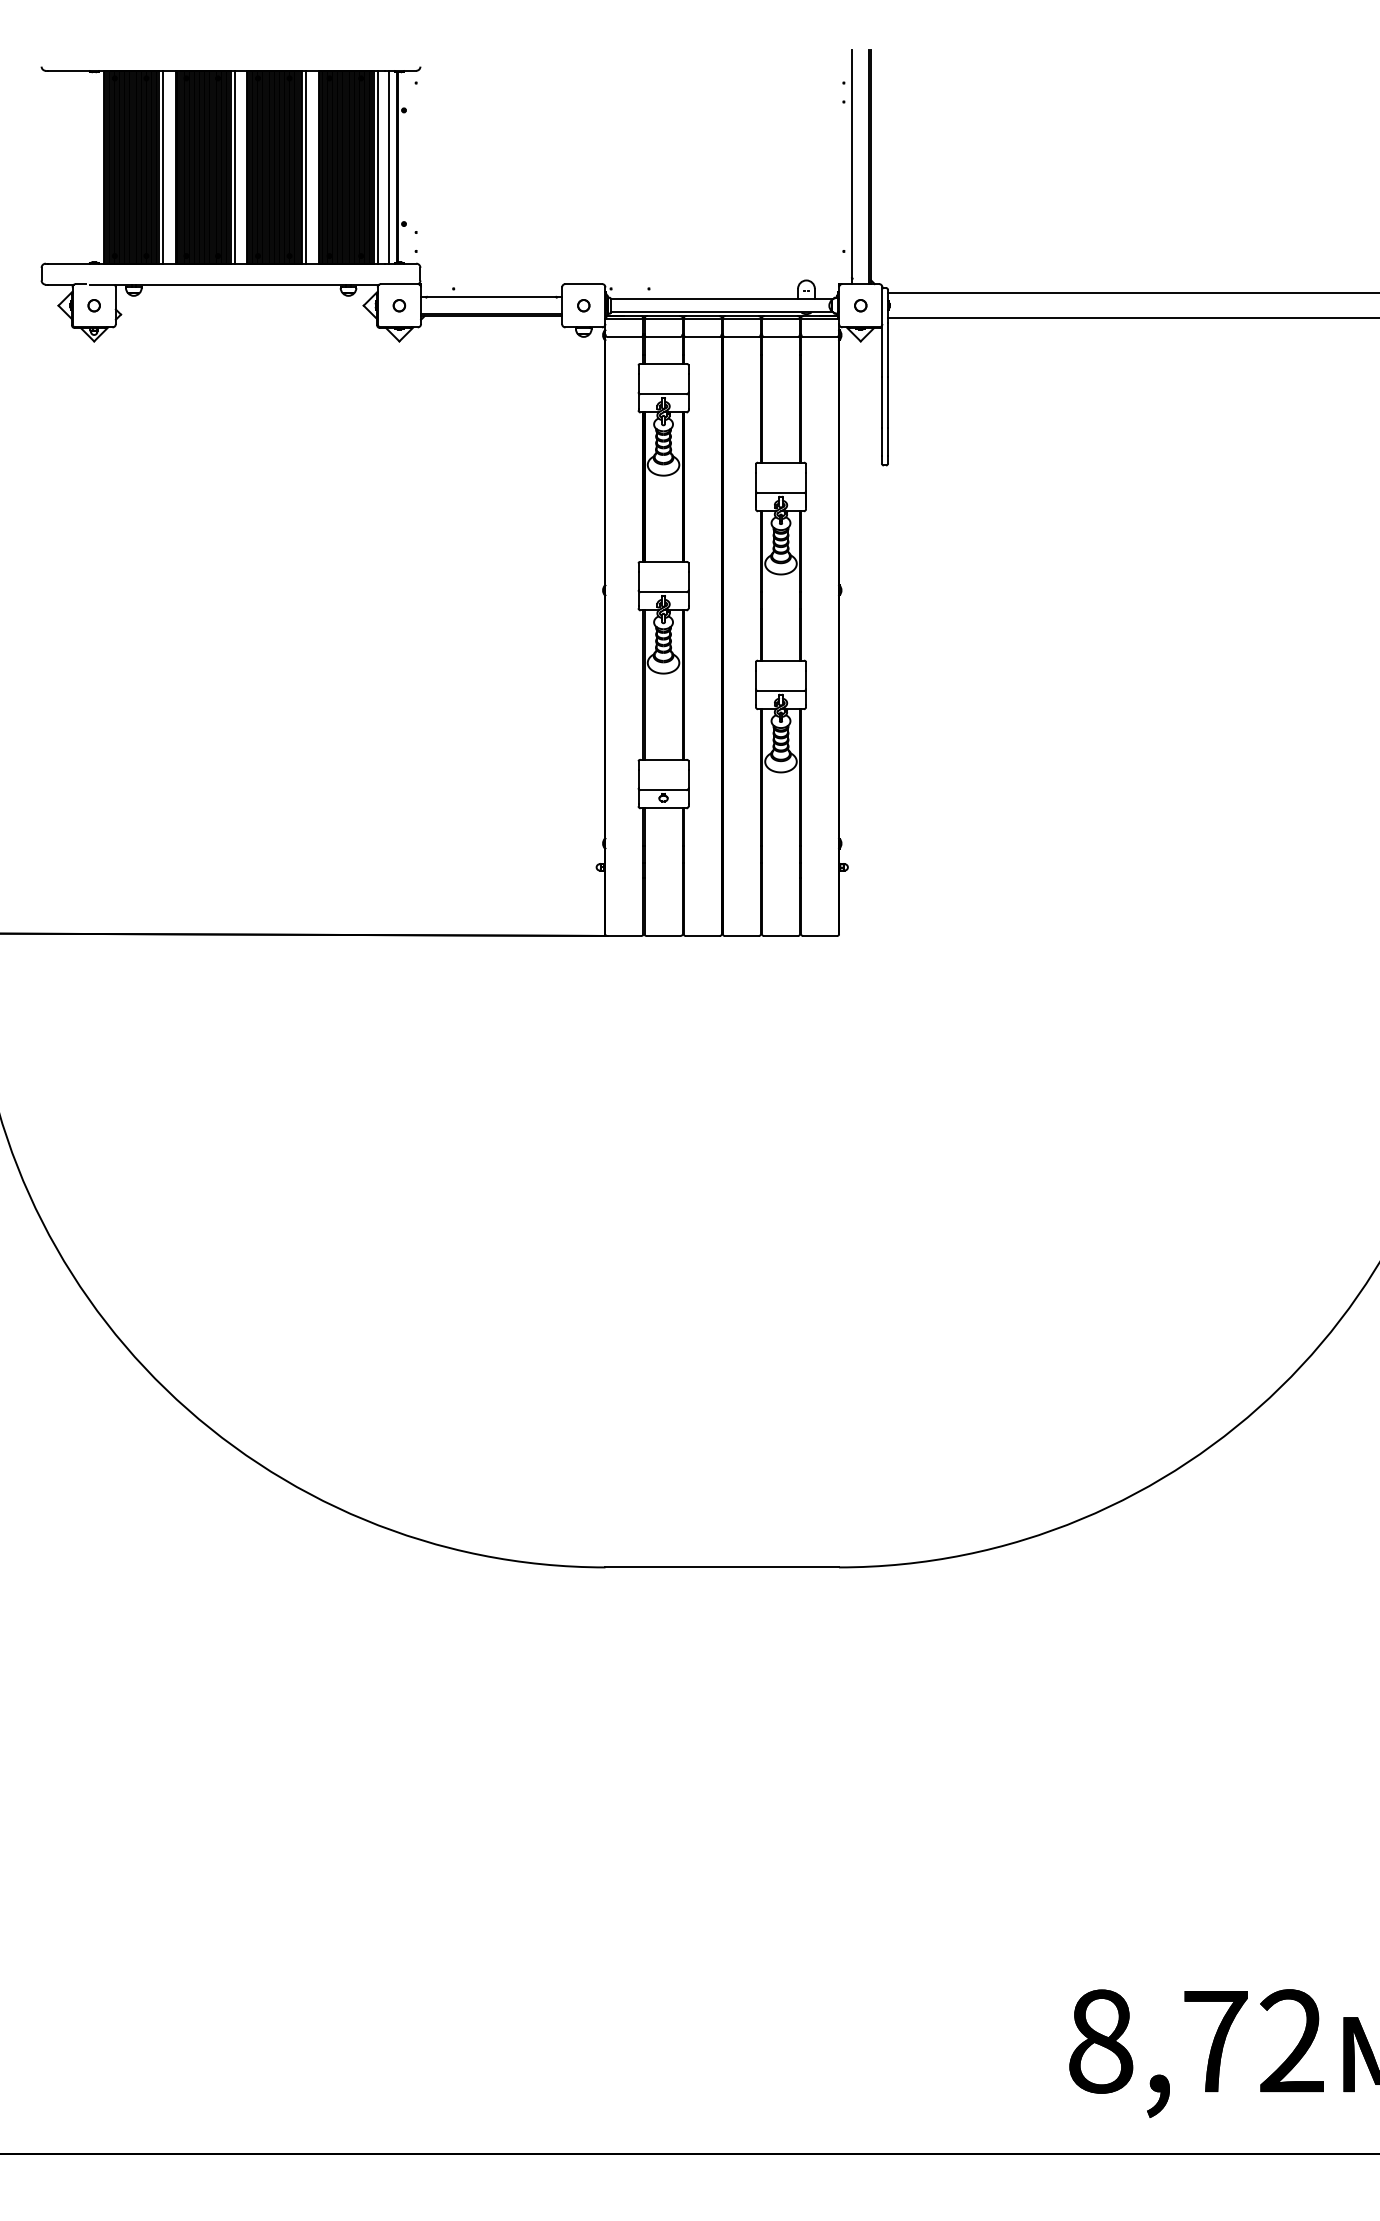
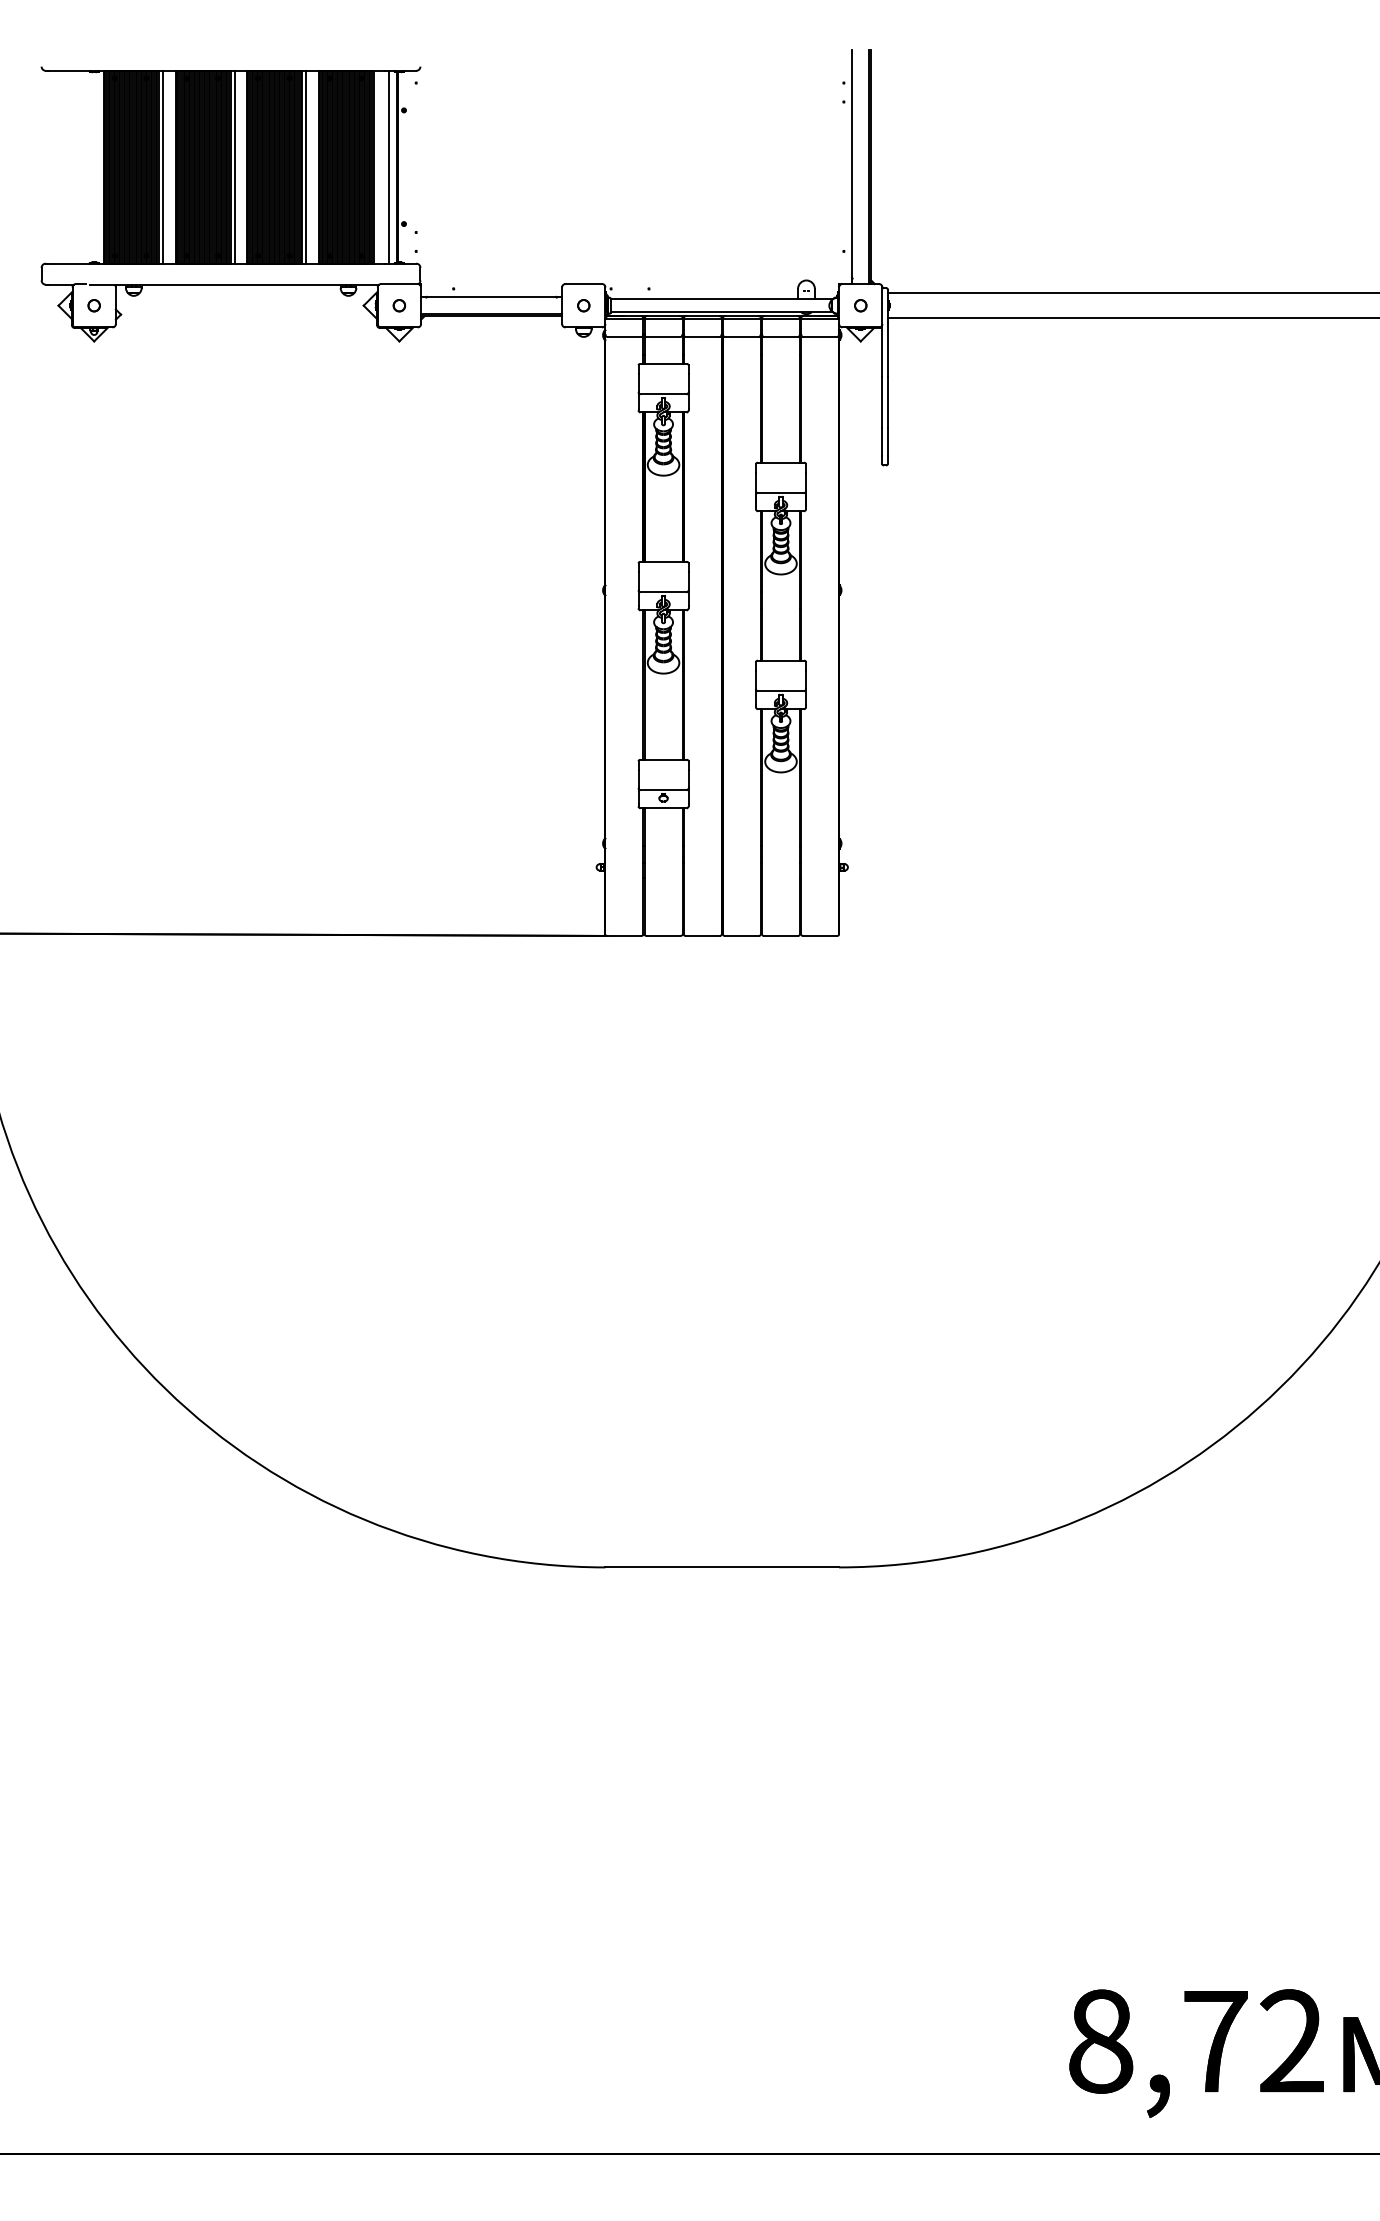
line: present -> none (377, 166)
